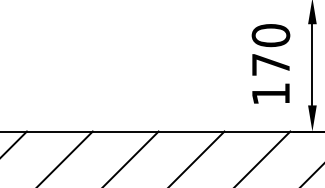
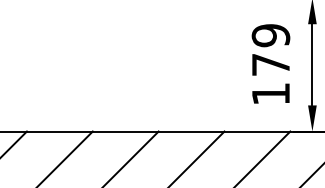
text: 170 -> 179 (271, 35)
